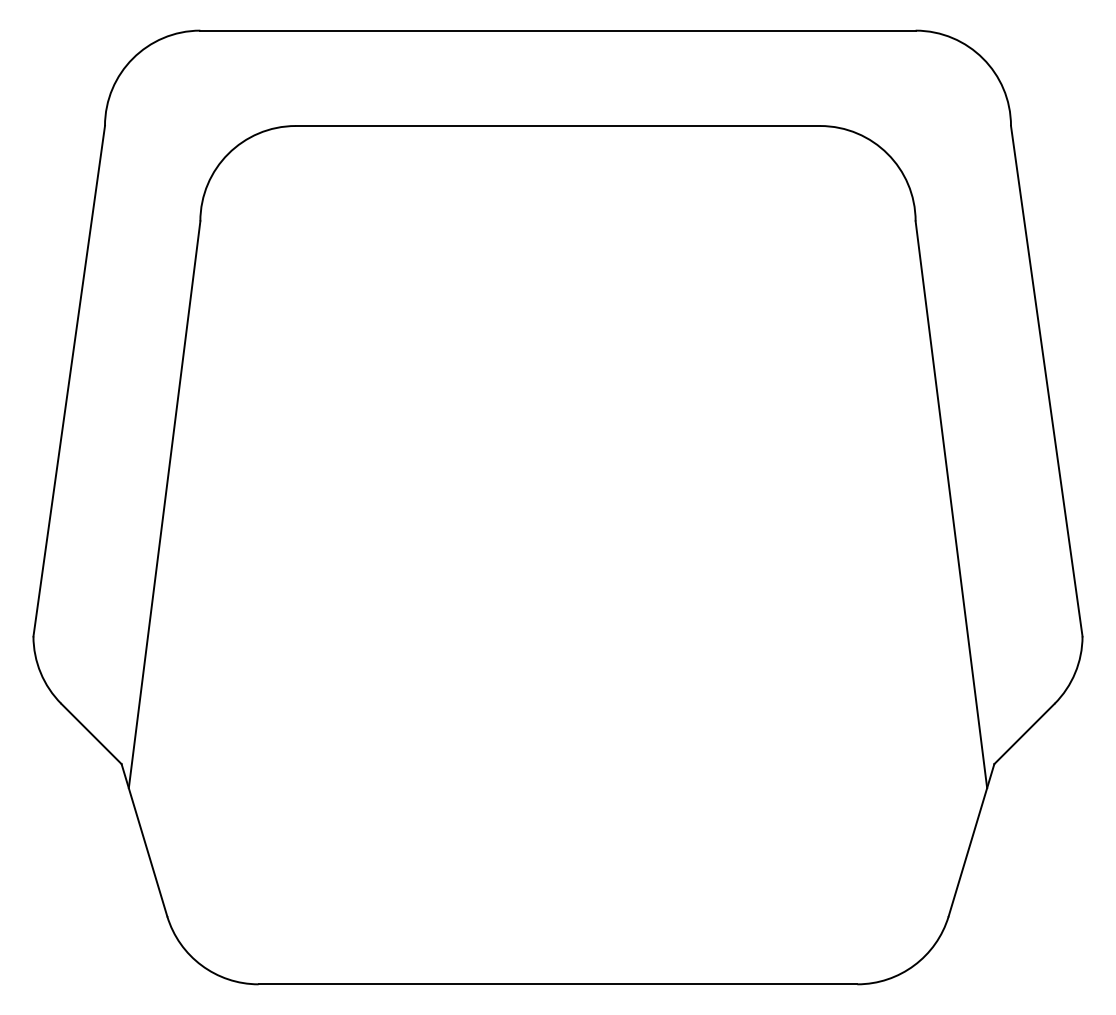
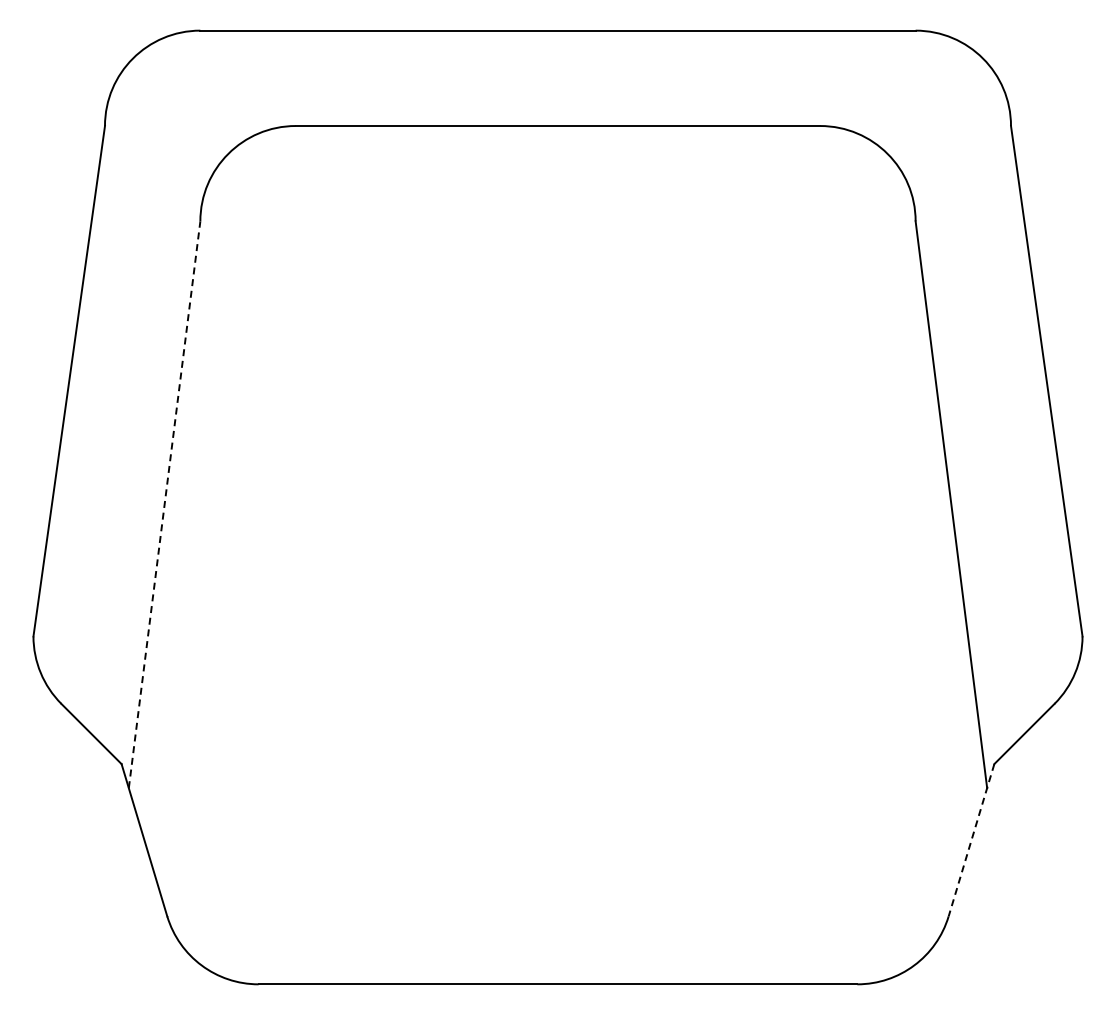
line: solid -> dashed (164, 504)
line: solid -> dashed (971, 840)
